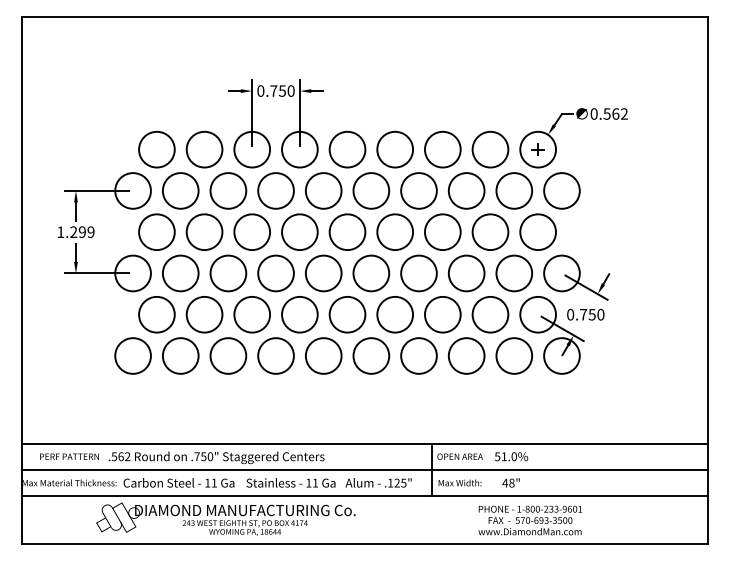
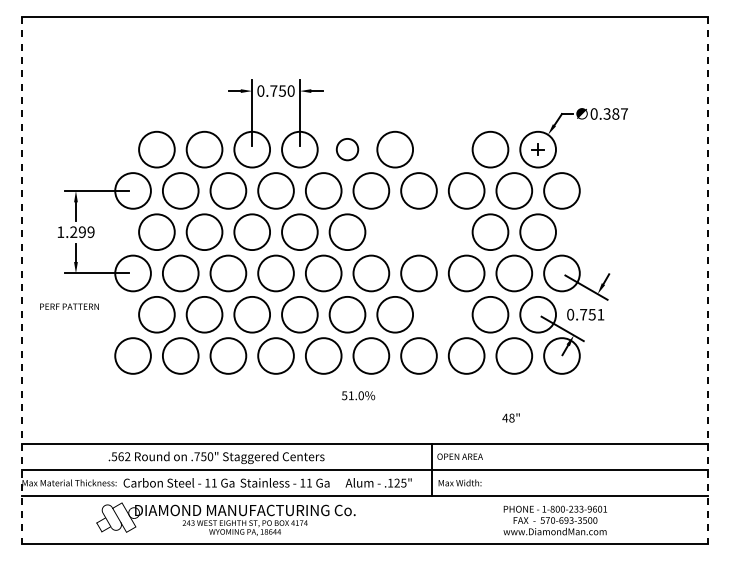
text: 0.562 -> 0.387 (615, 113)
circle size: 39x39 px -> 25x24 px (347, 149)
circle: present -> none (442, 149)
circle: present -> none (394, 231)
circle: present -> none (442, 231)
line: solid -> dashed (21, 280)
line: solid -> dashed (708, 280)
circle: present -> none (442, 314)
text: 0.750 -> 0.751 (600, 314)
text position: (69, 456) -> (69, 306) (69, 306)
text position: (511, 456) -> (358, 395) (358, 395)
text position: (290, 482) -> (284, 482) (284, 482)
text position: (510, 482) -> (510, 417) (510, 417)
text position: (529, 520) -> (554, 520) (554, 520)
